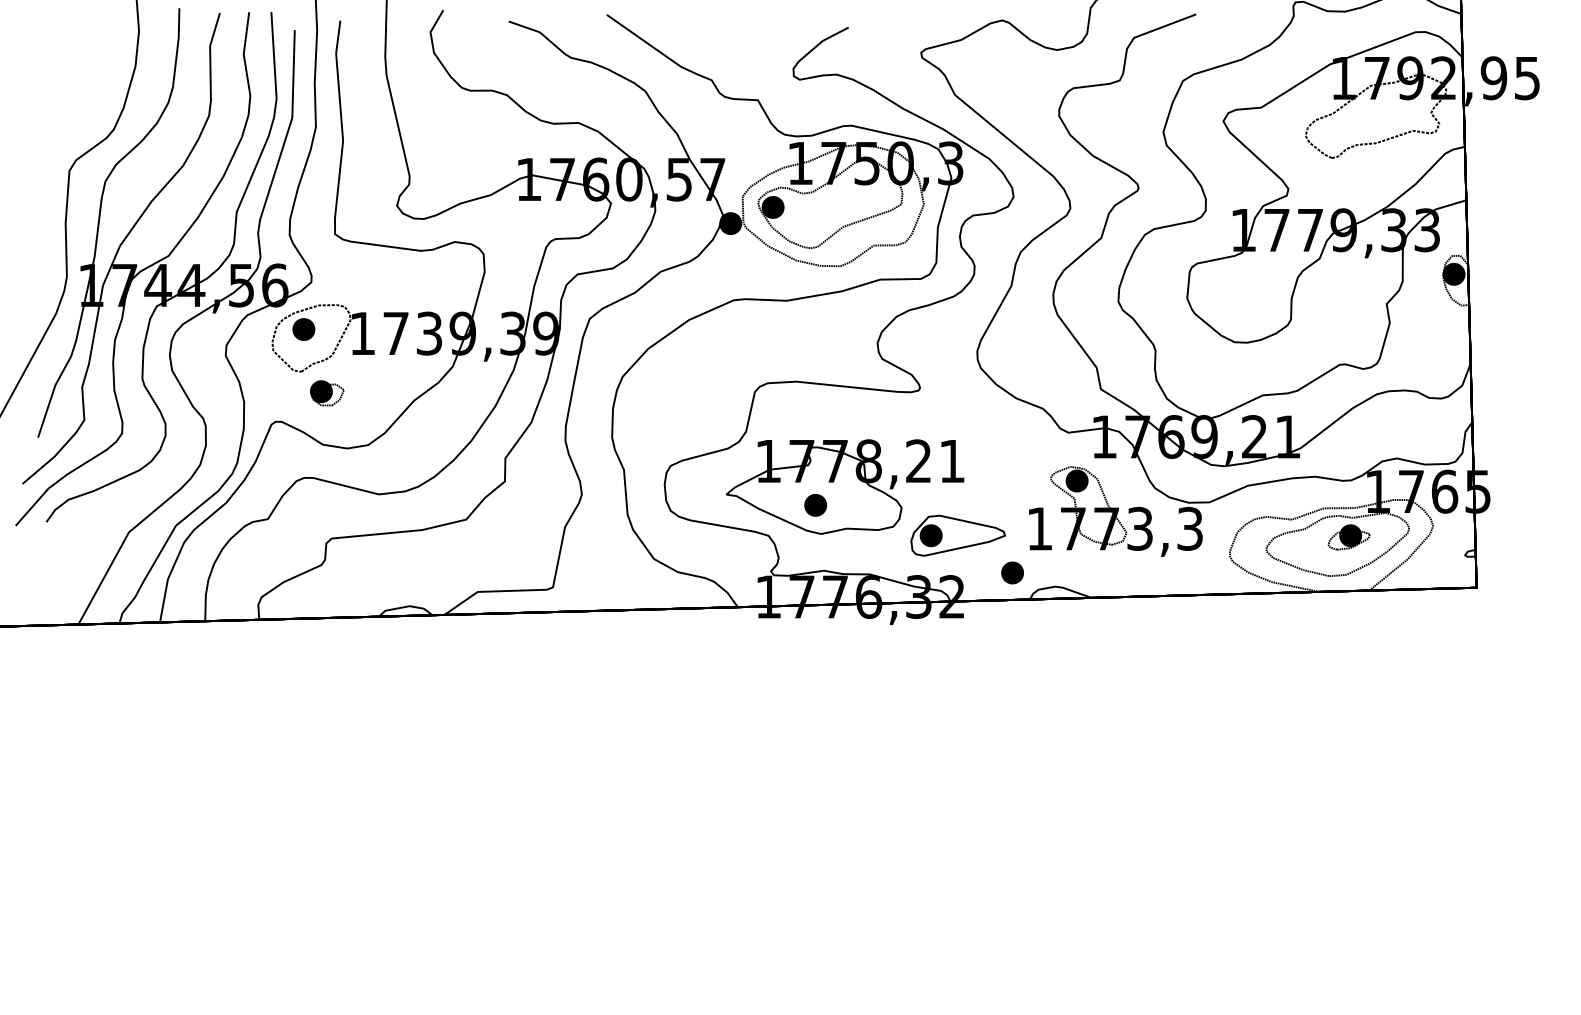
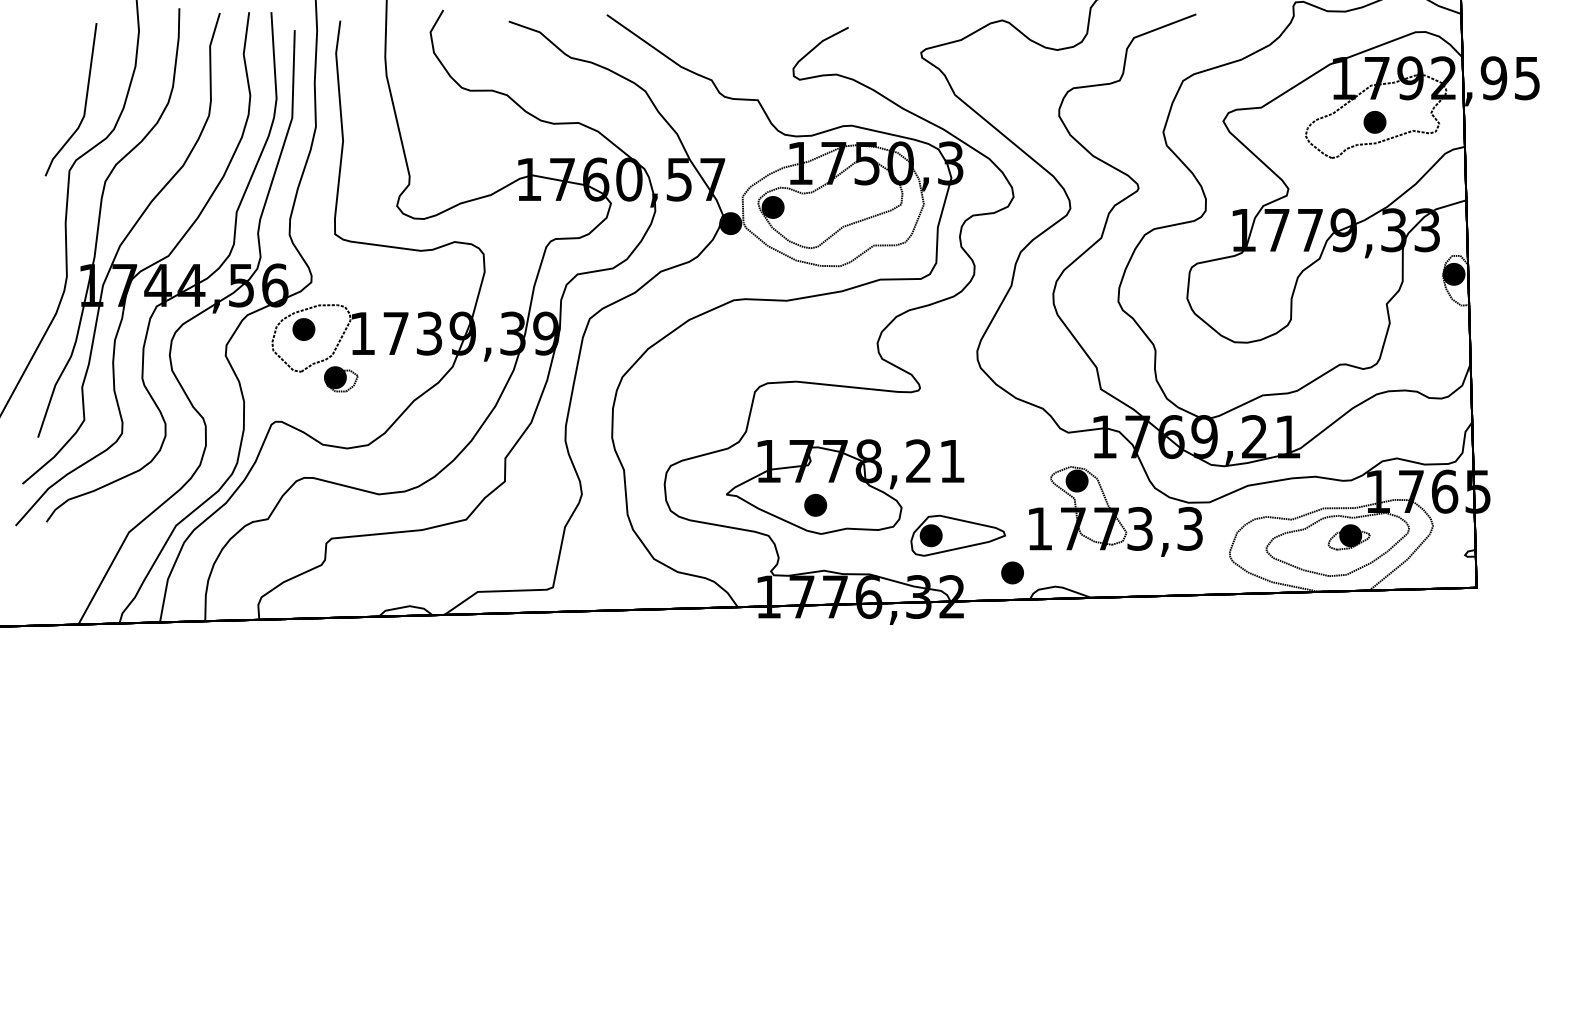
part: none -> present (84, 104)
part: none -> present (1374, 122)
part position: (327, 393) -> (341, 379) (341, 379)
